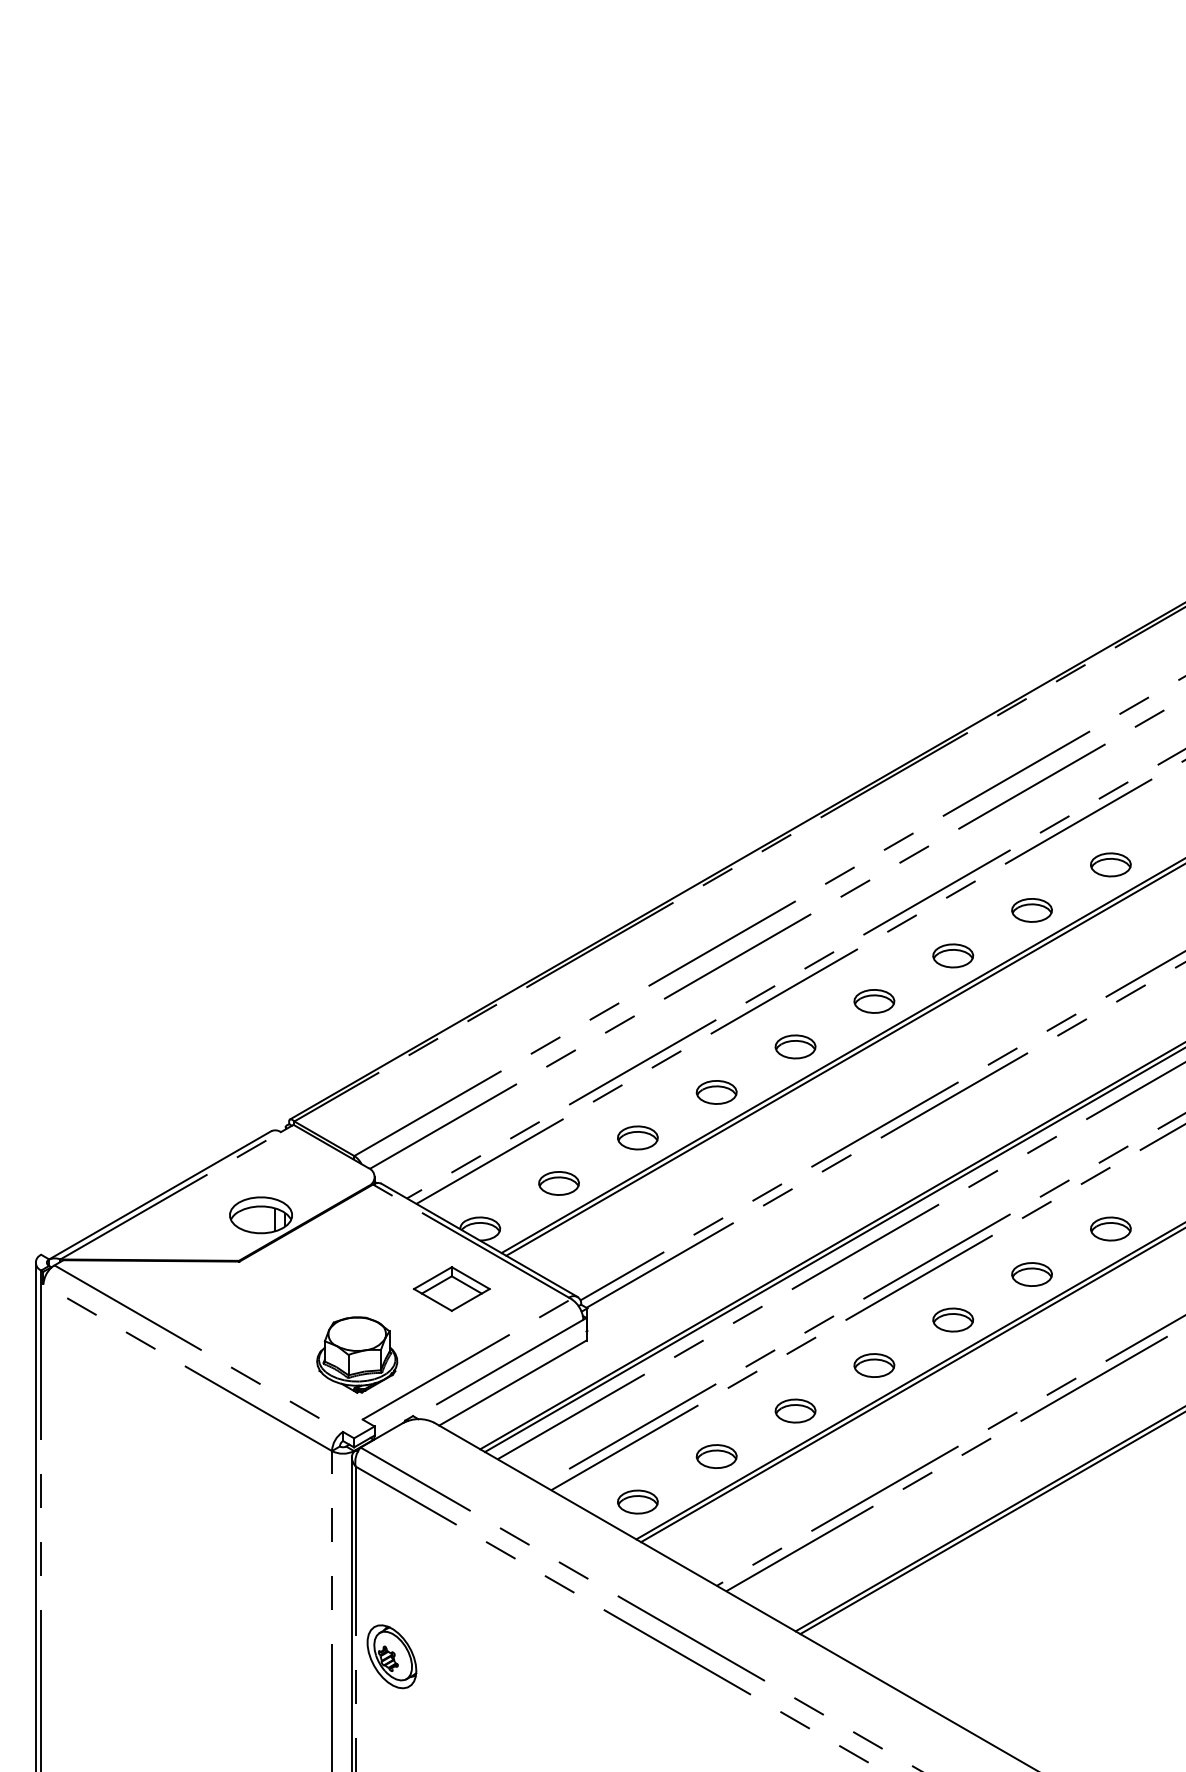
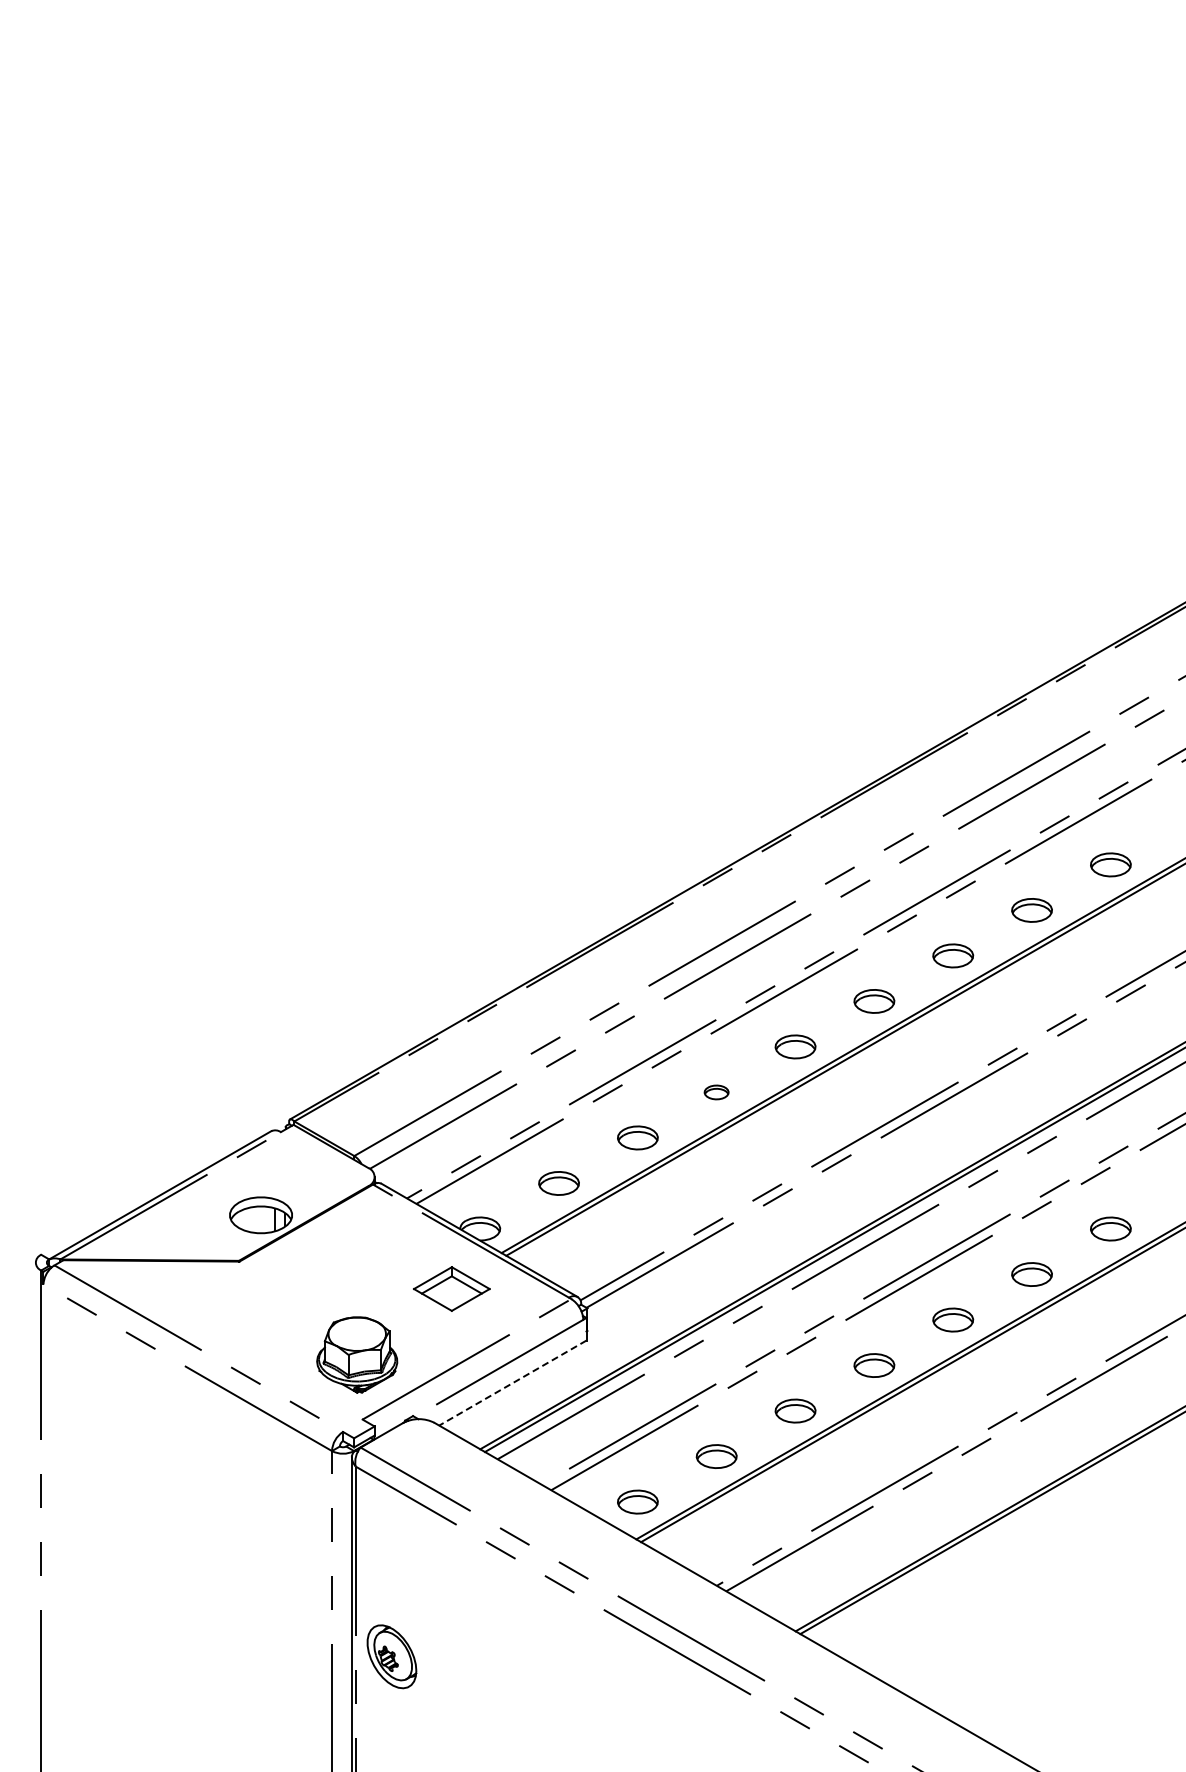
part size: 43x25 px -> 27x17 px (716, 1092)
line: solid -> dashed (512, 1383)
line: present -> none (35, 1515)
